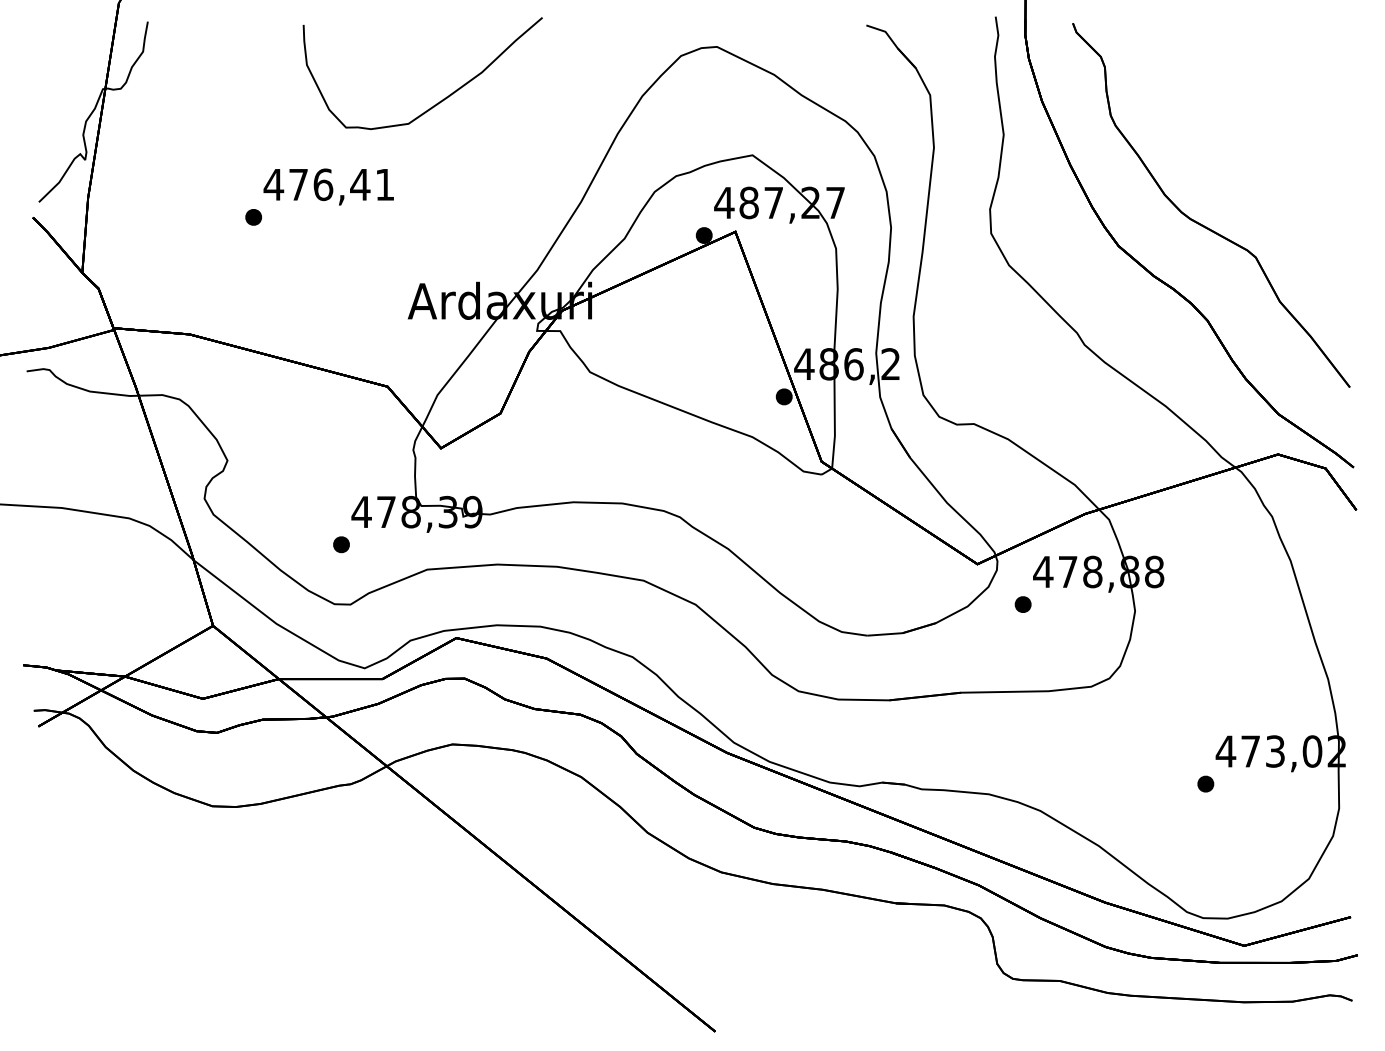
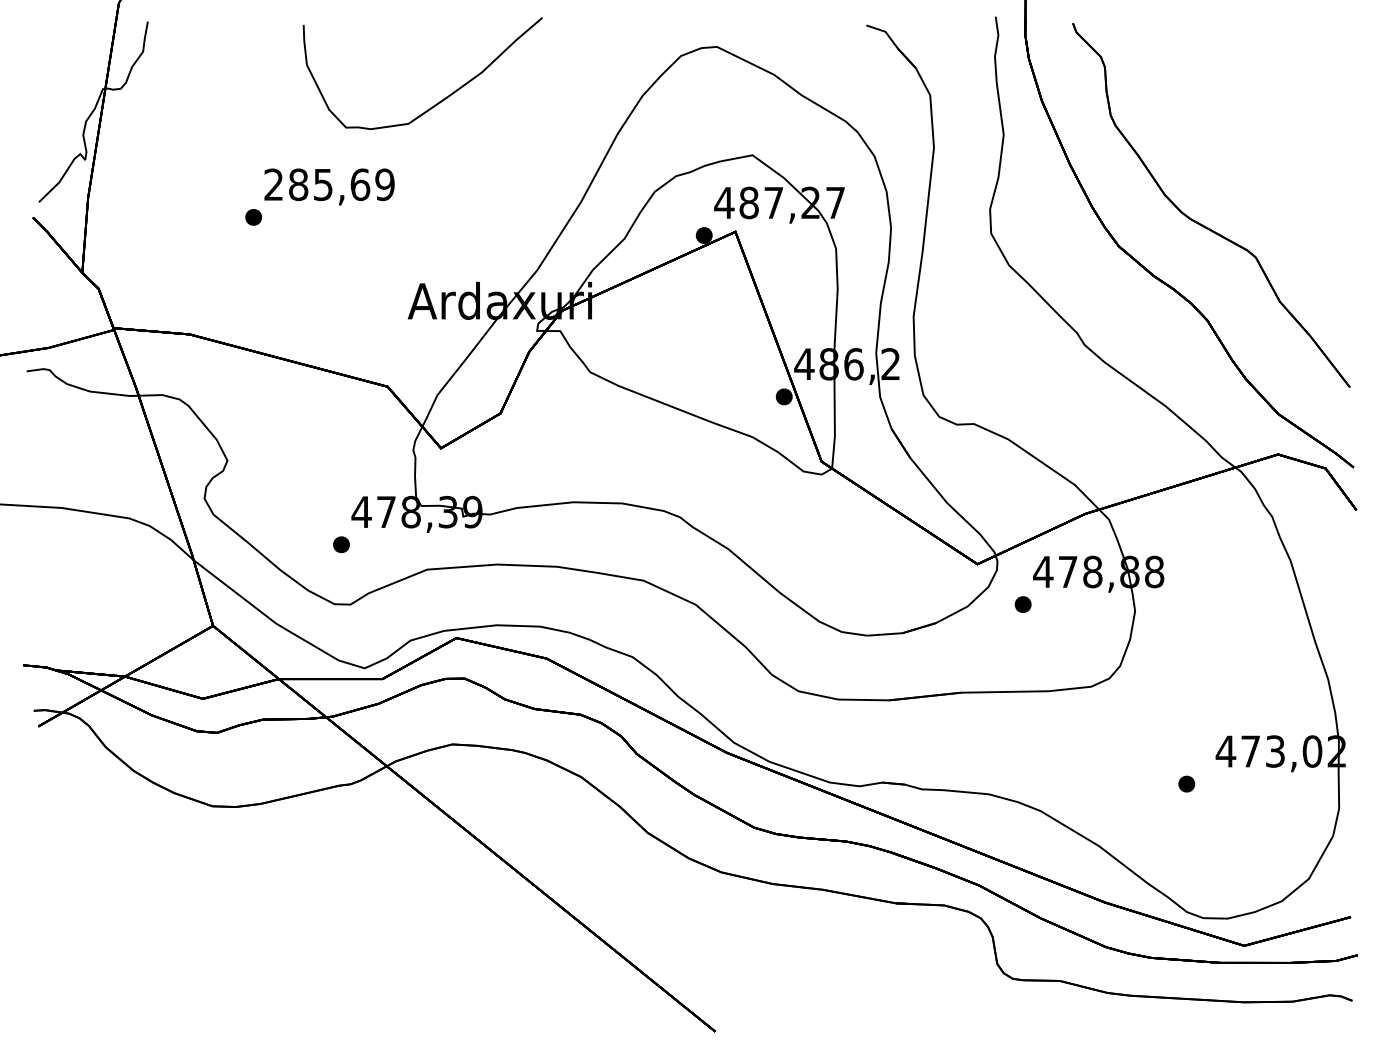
text: 476,41 -> 285,69 (328, 184)
part position: (1205, 783) -> (1186, 783) (1186, 783)
